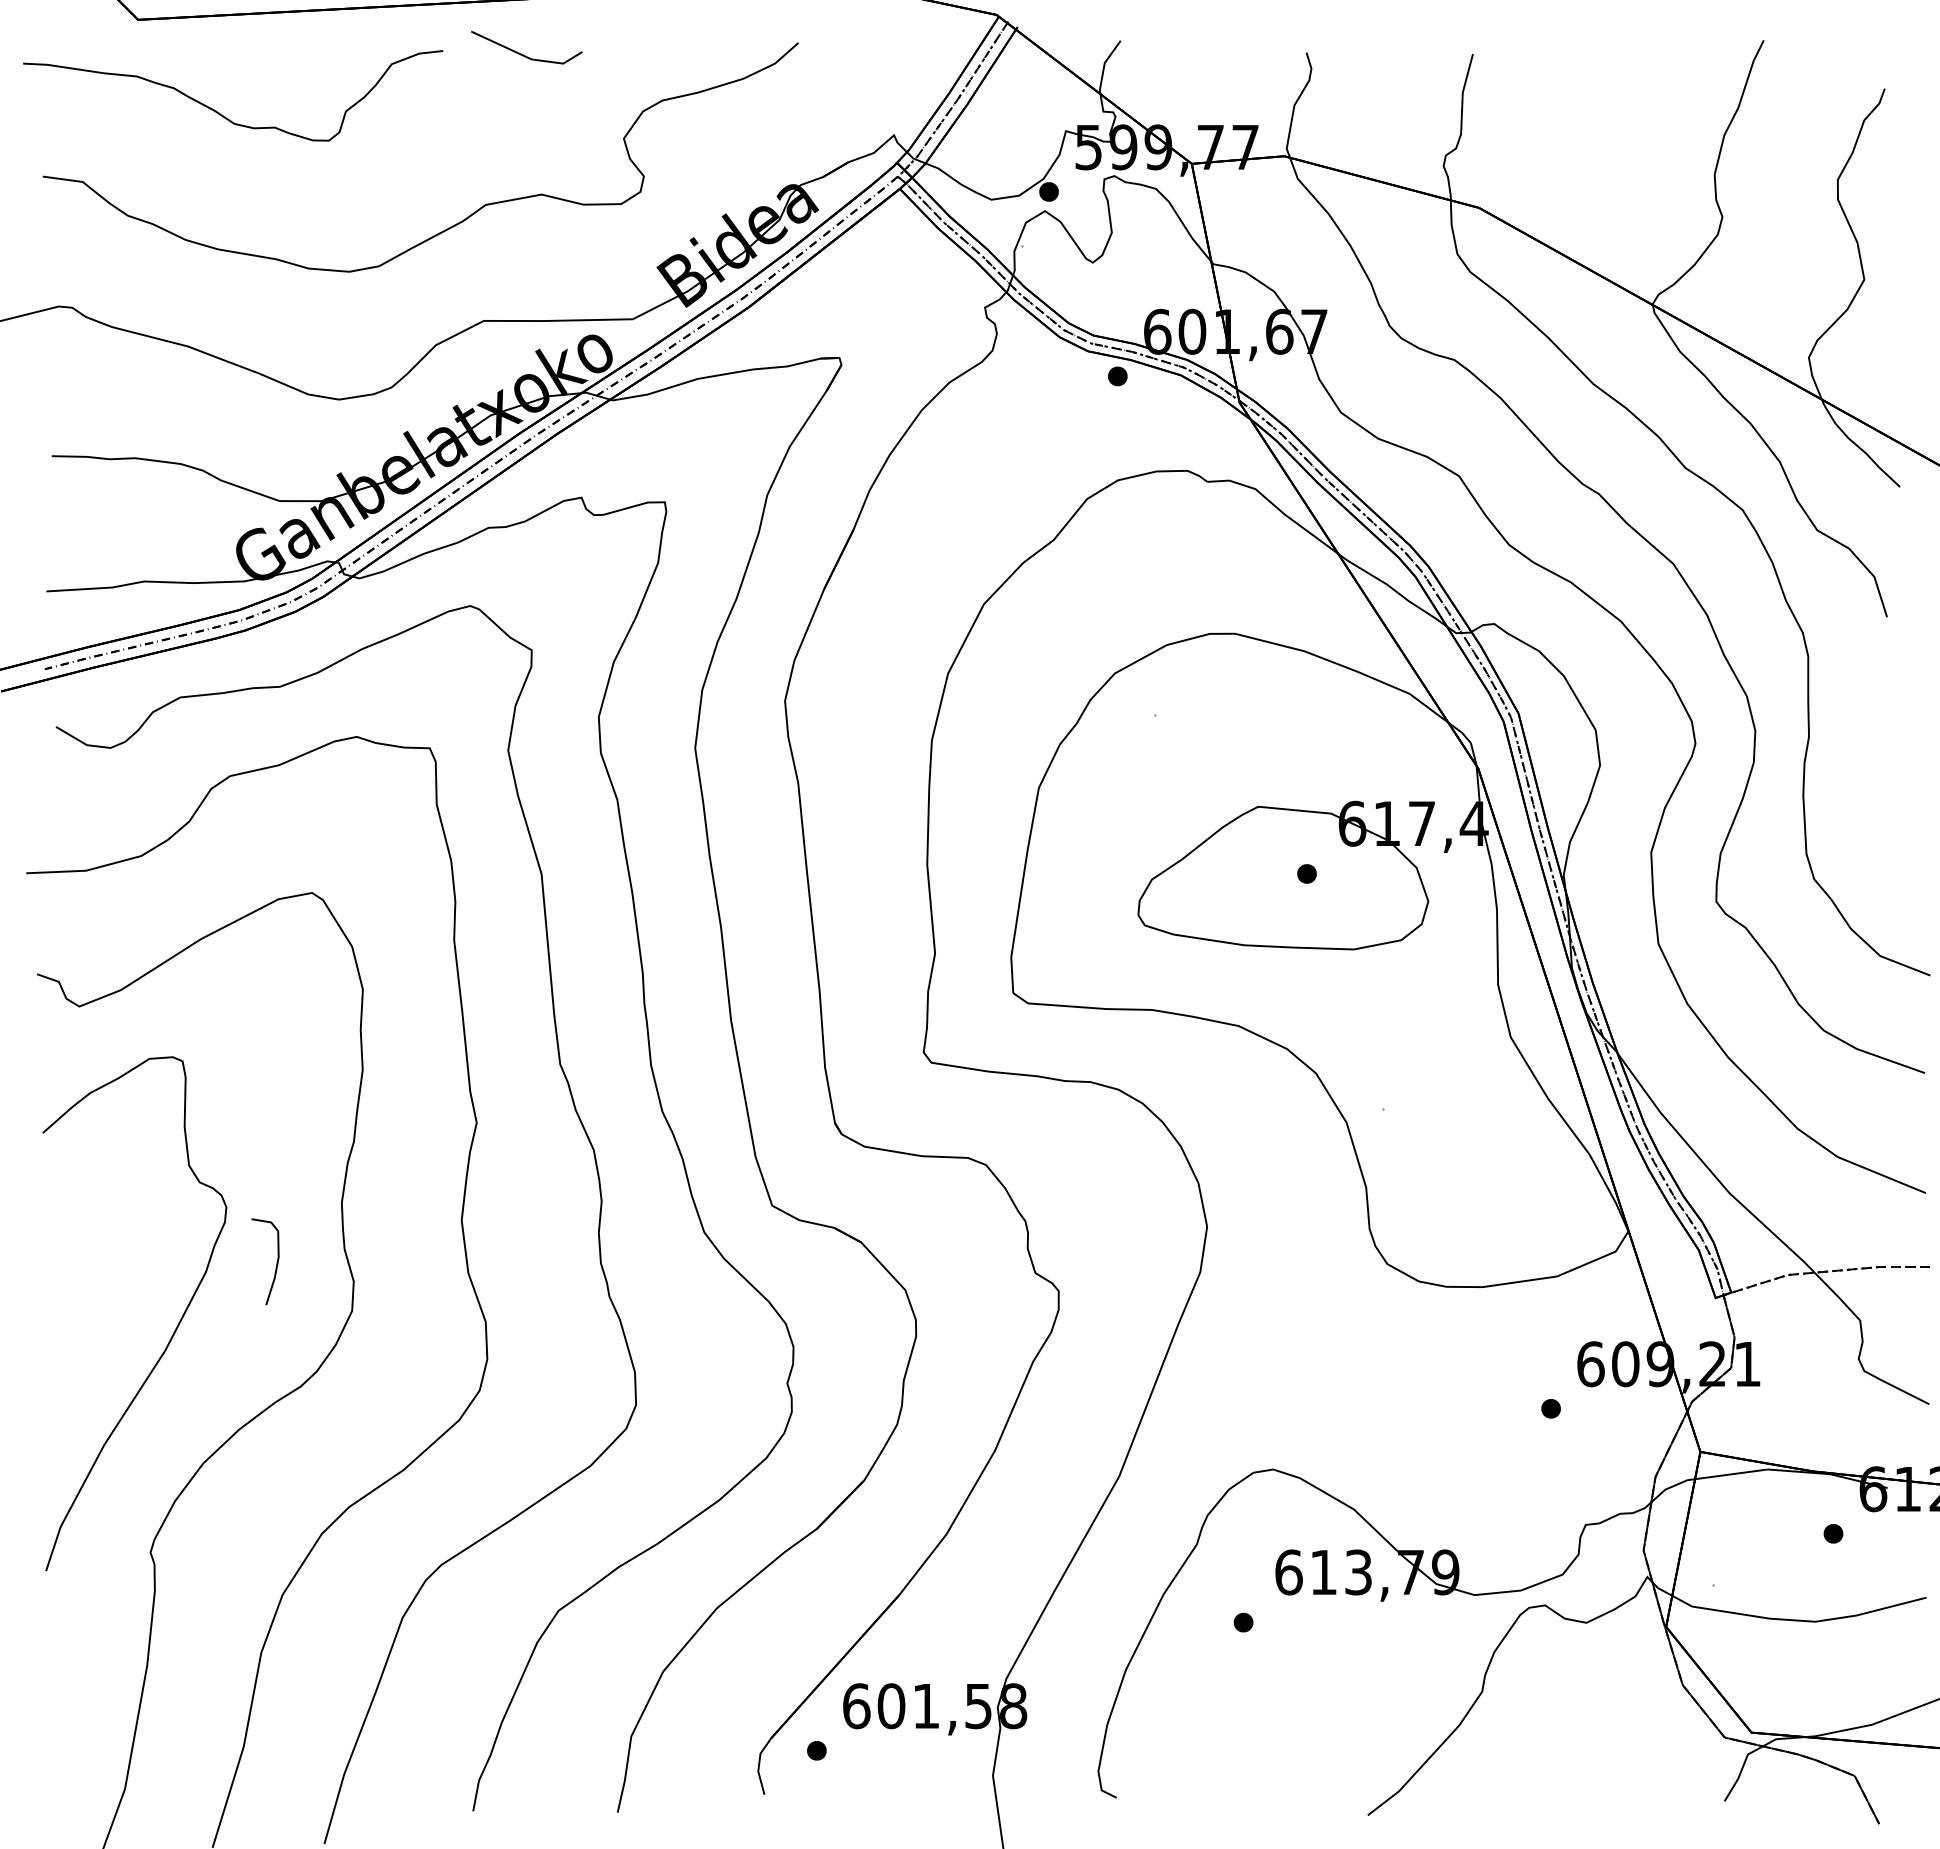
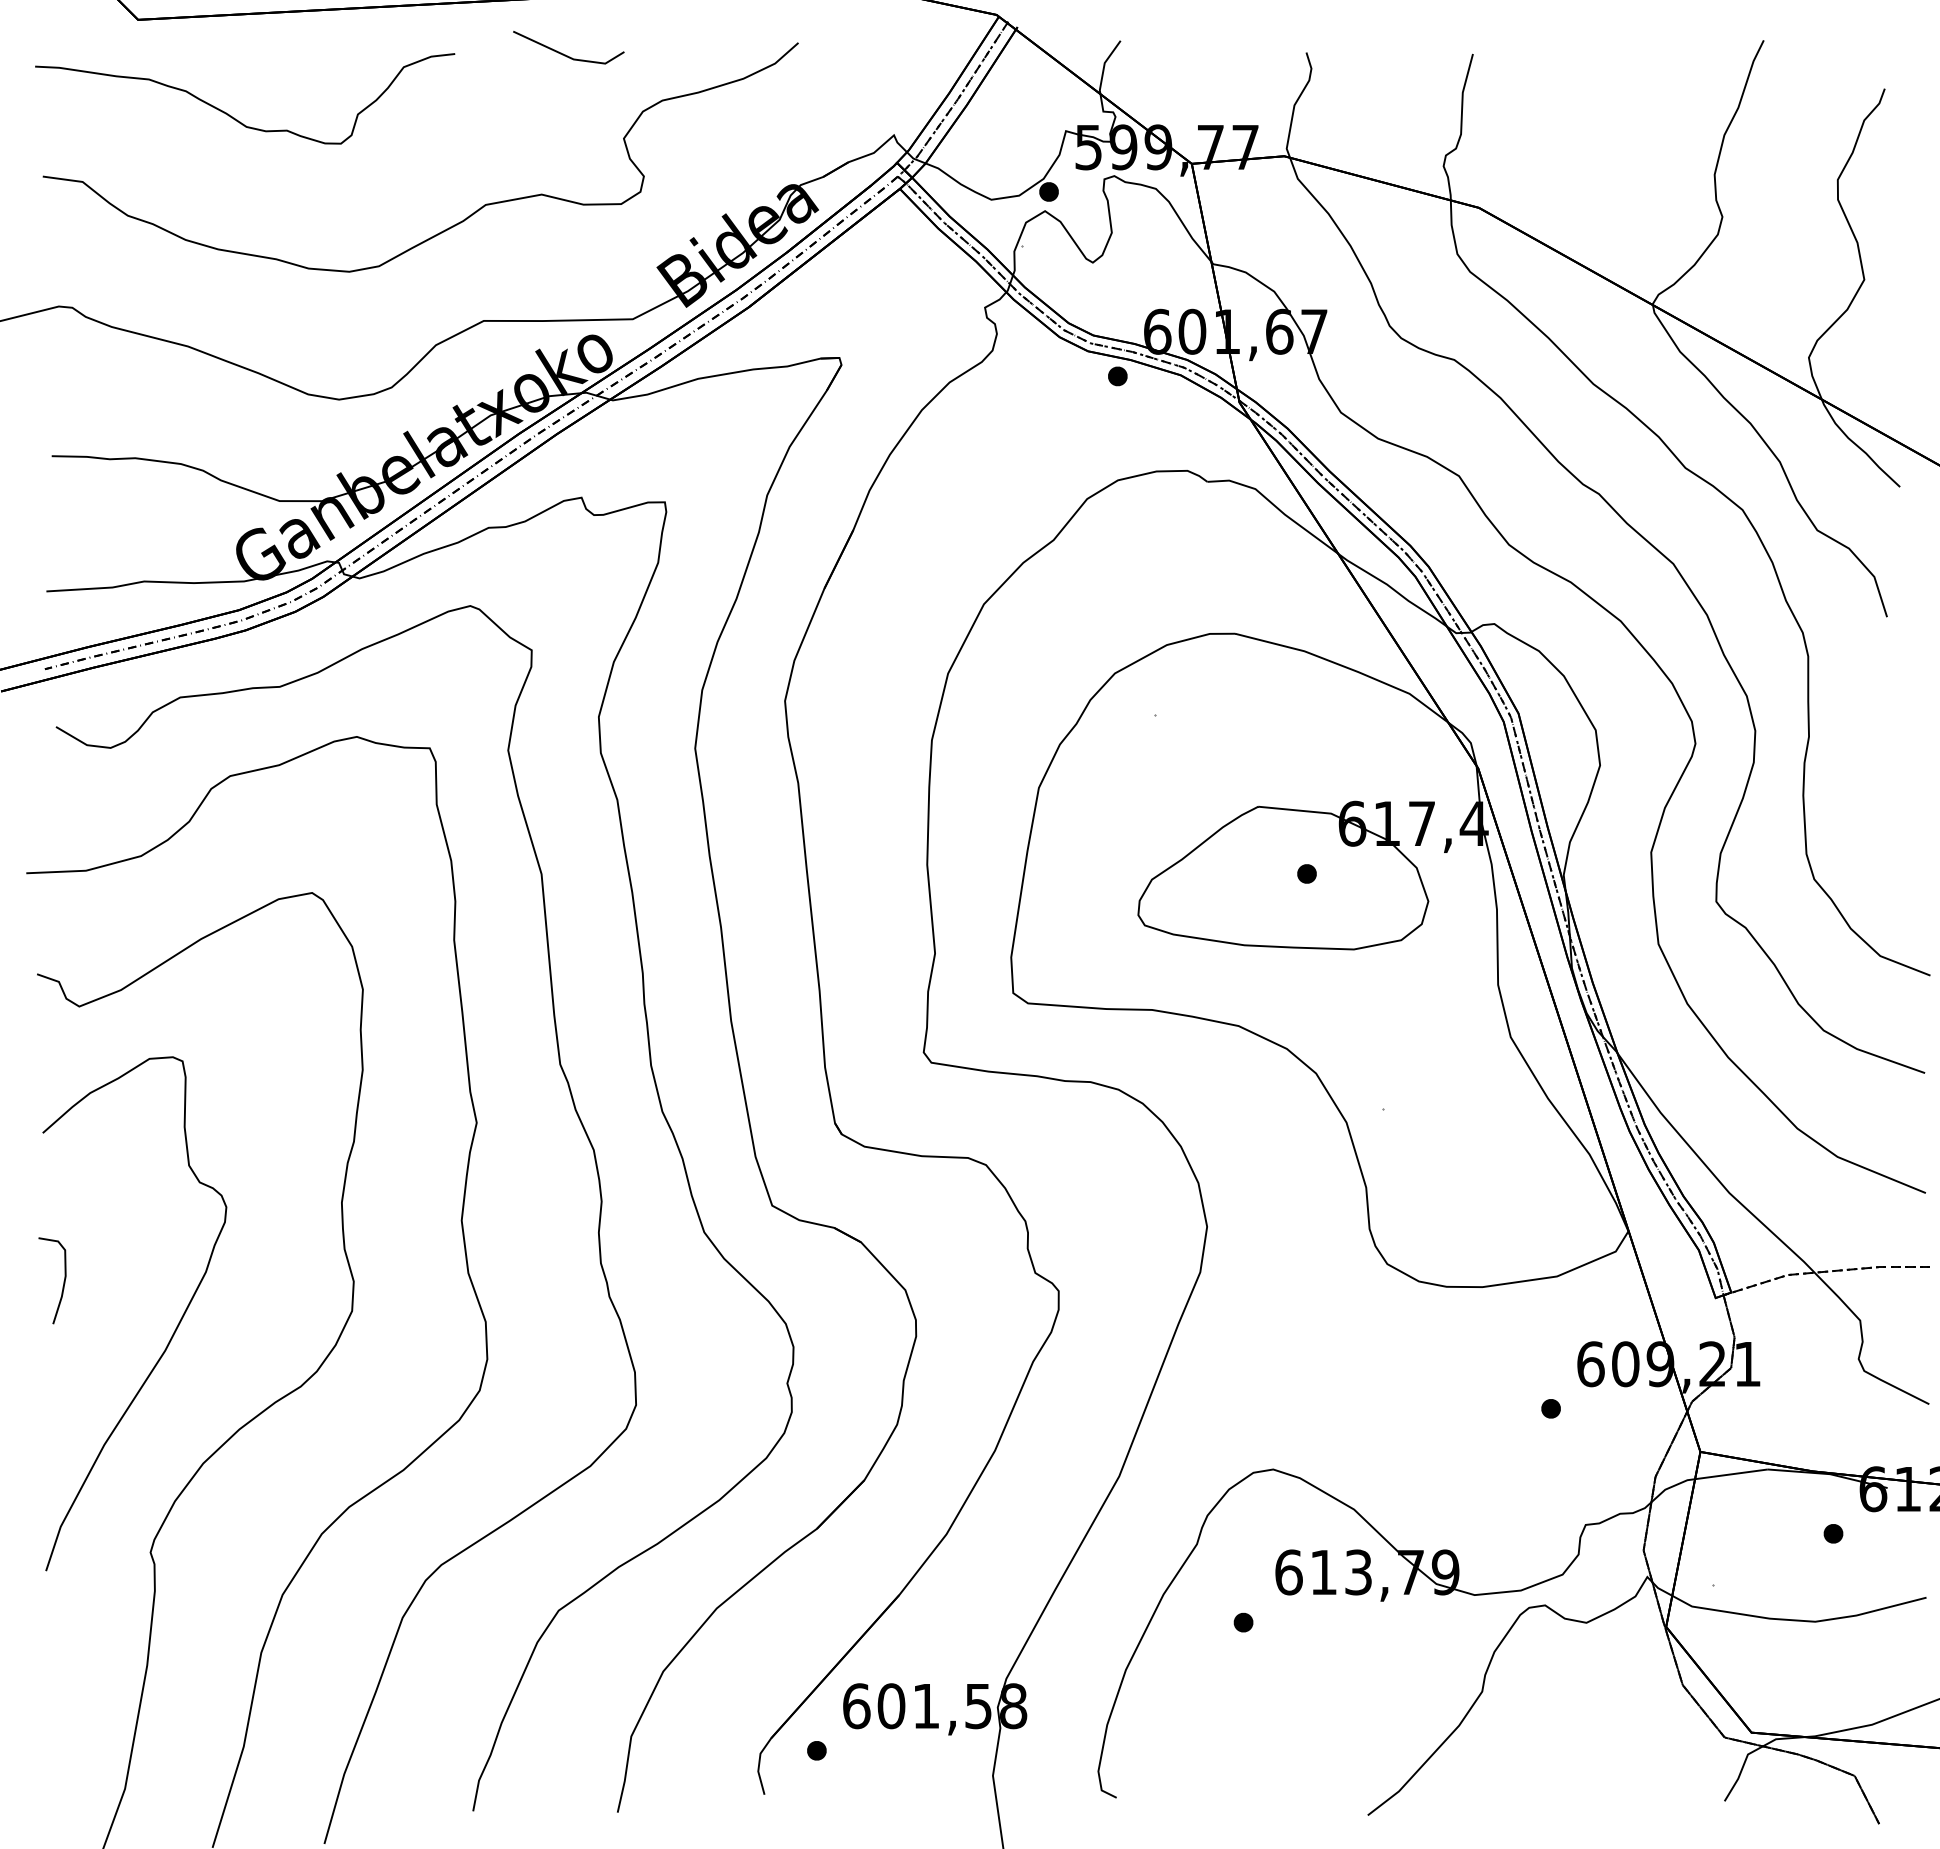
line position: (523, 54) -> (565, 54) (565, 54)
curve position: (222, 114) -> (234, 117) (234, 117)
curve position: (276, 1262) -> (63, 1281) (63, 1281)
